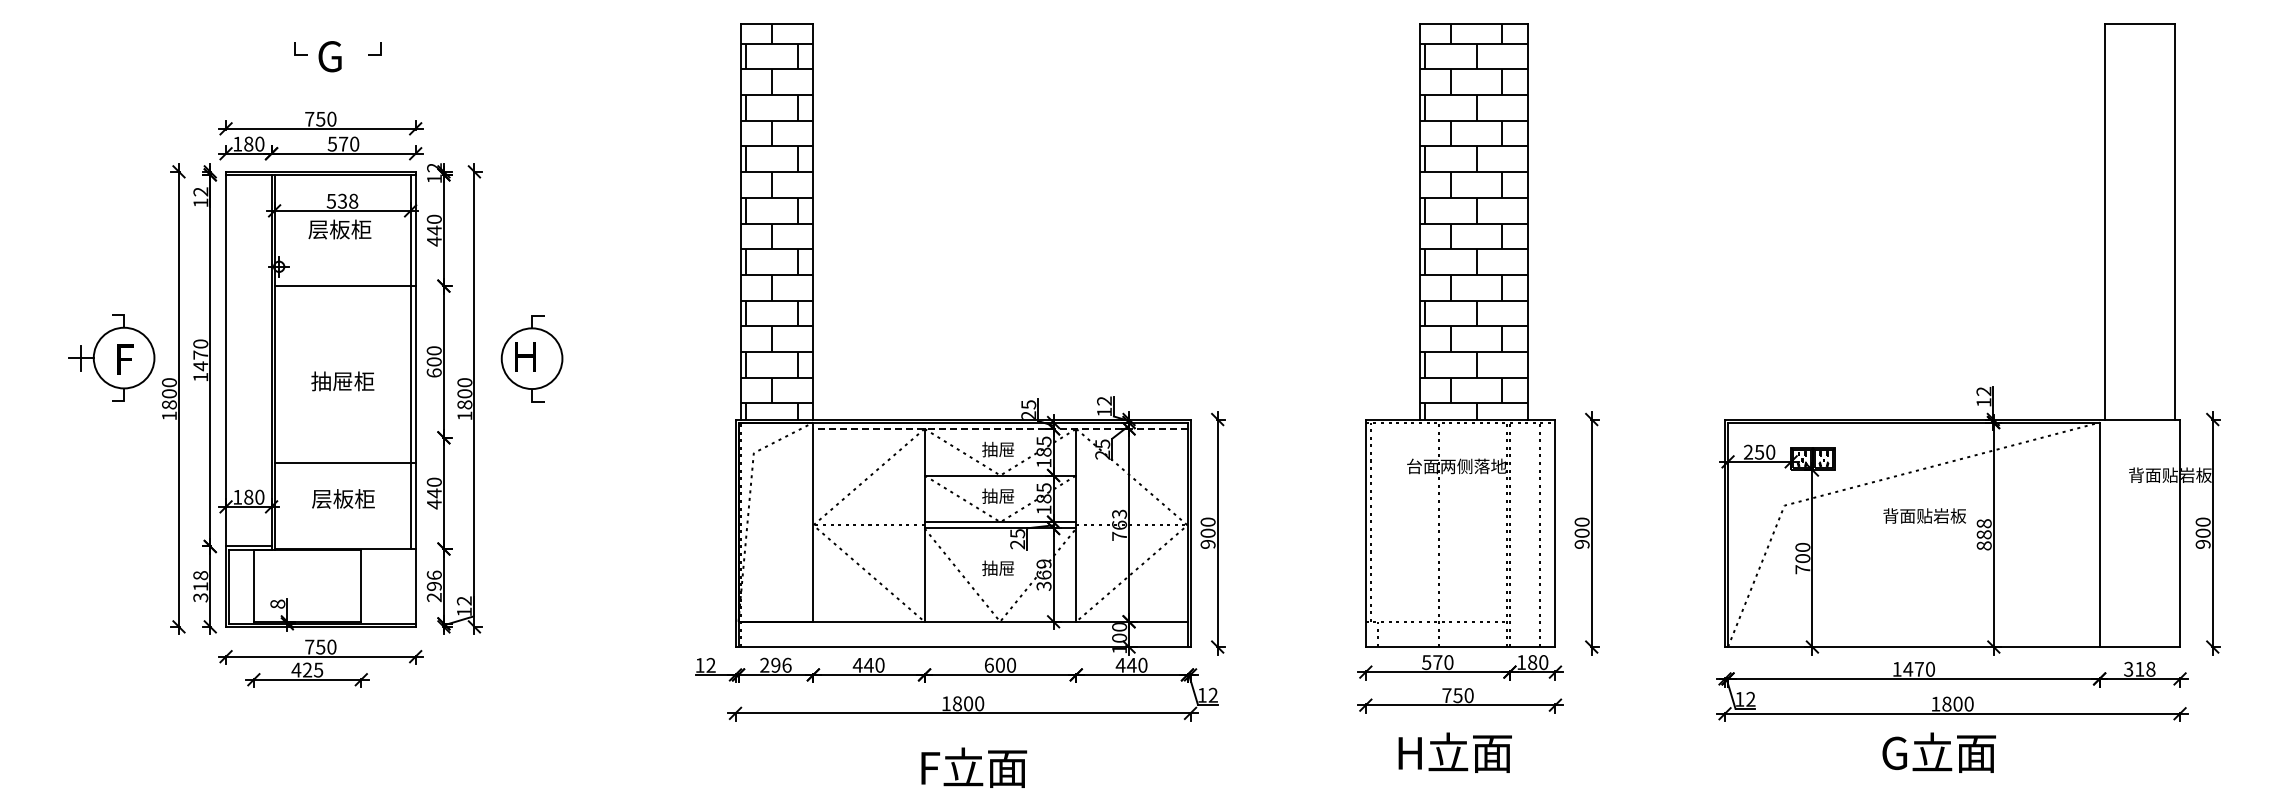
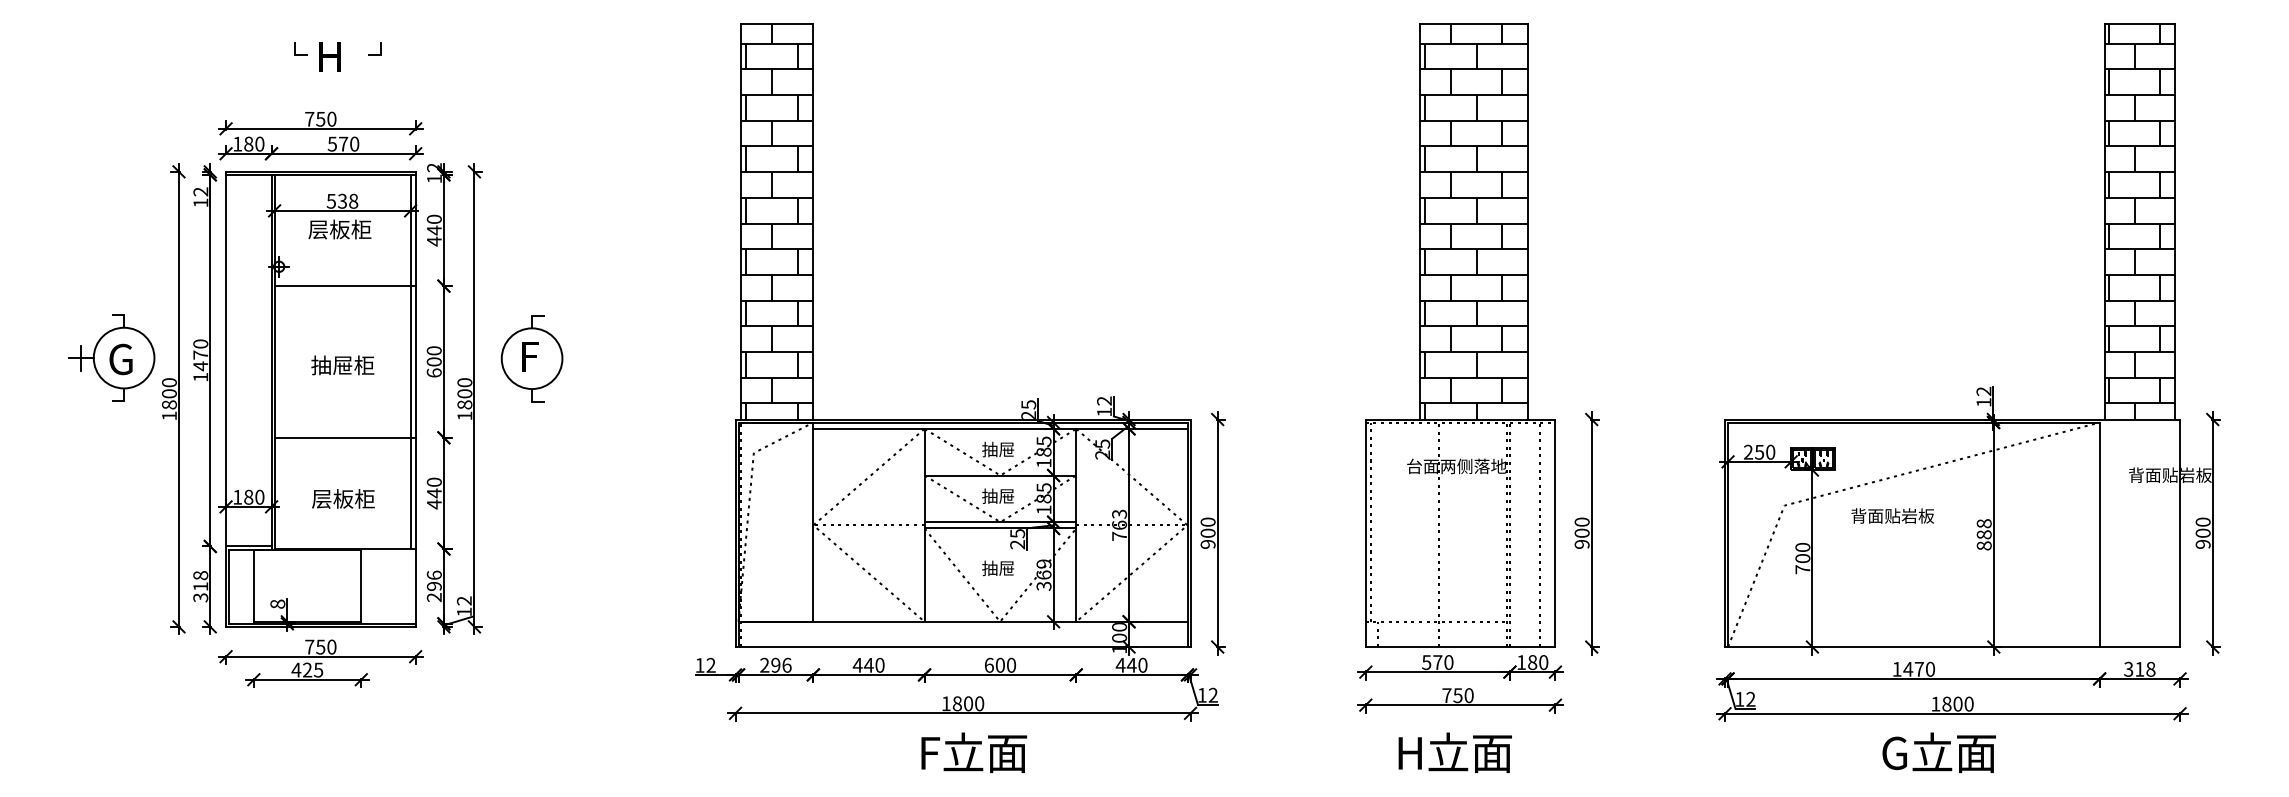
text: G -> H (329, 56)
hatch: none -> present (2140, 221)
text: H -> F (526, 356)
text: F -> G (121, 359)
text position: (342, 381) -> (342, 365) (342, 365)
line: dashed -> solid (999, 428)
line position: (344, 462) -> (344, 437) (344, 437)
text position: (1924, 515) -> (1892, 515) (1892, 515)
text position: (974, 767) -> (974, 752) (974, 752)
